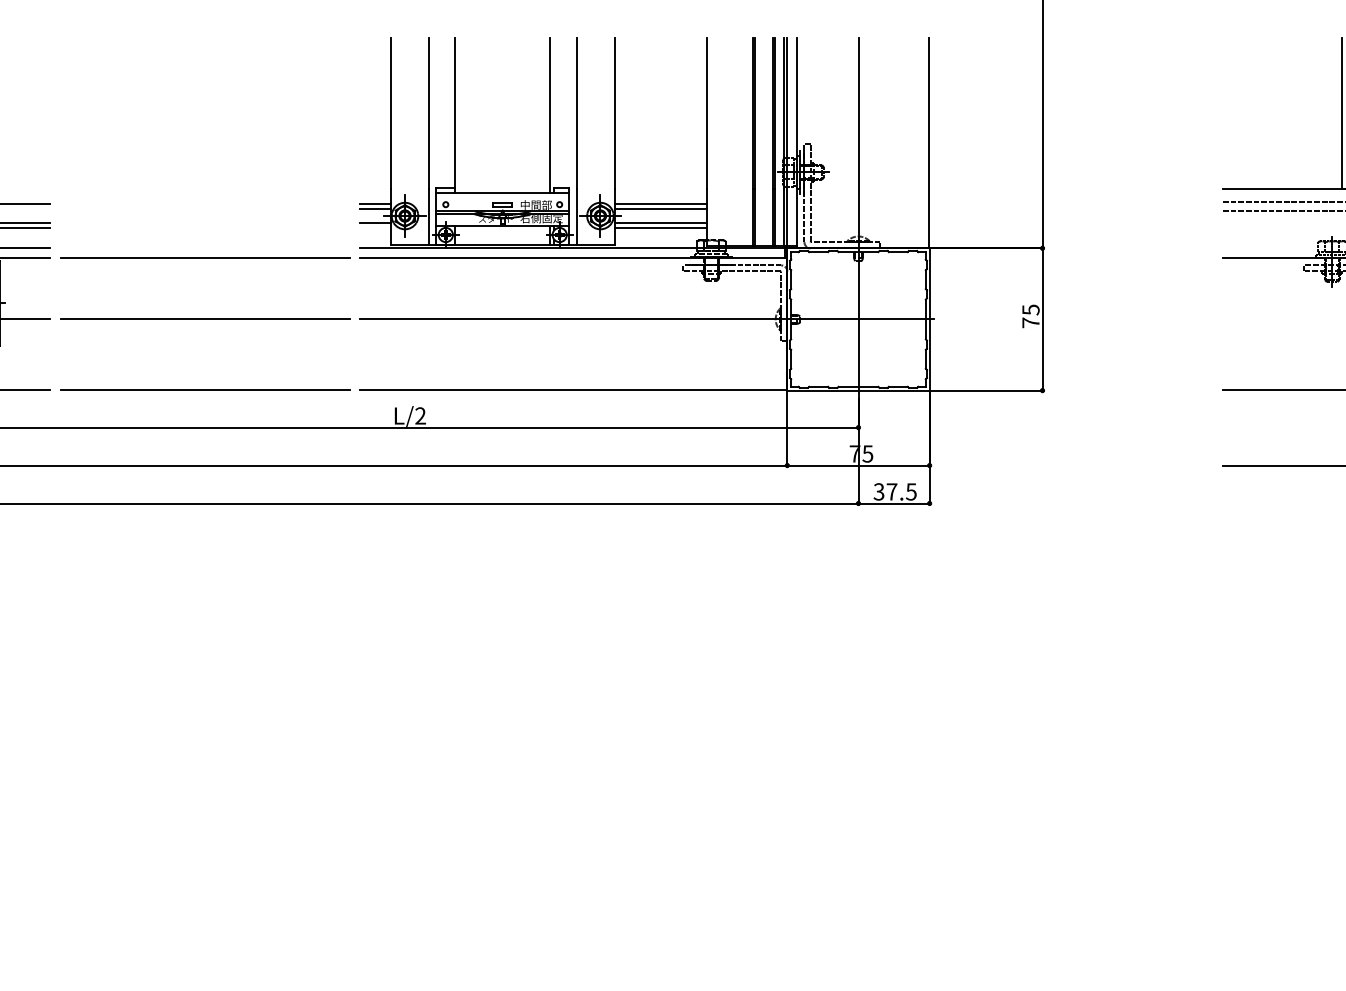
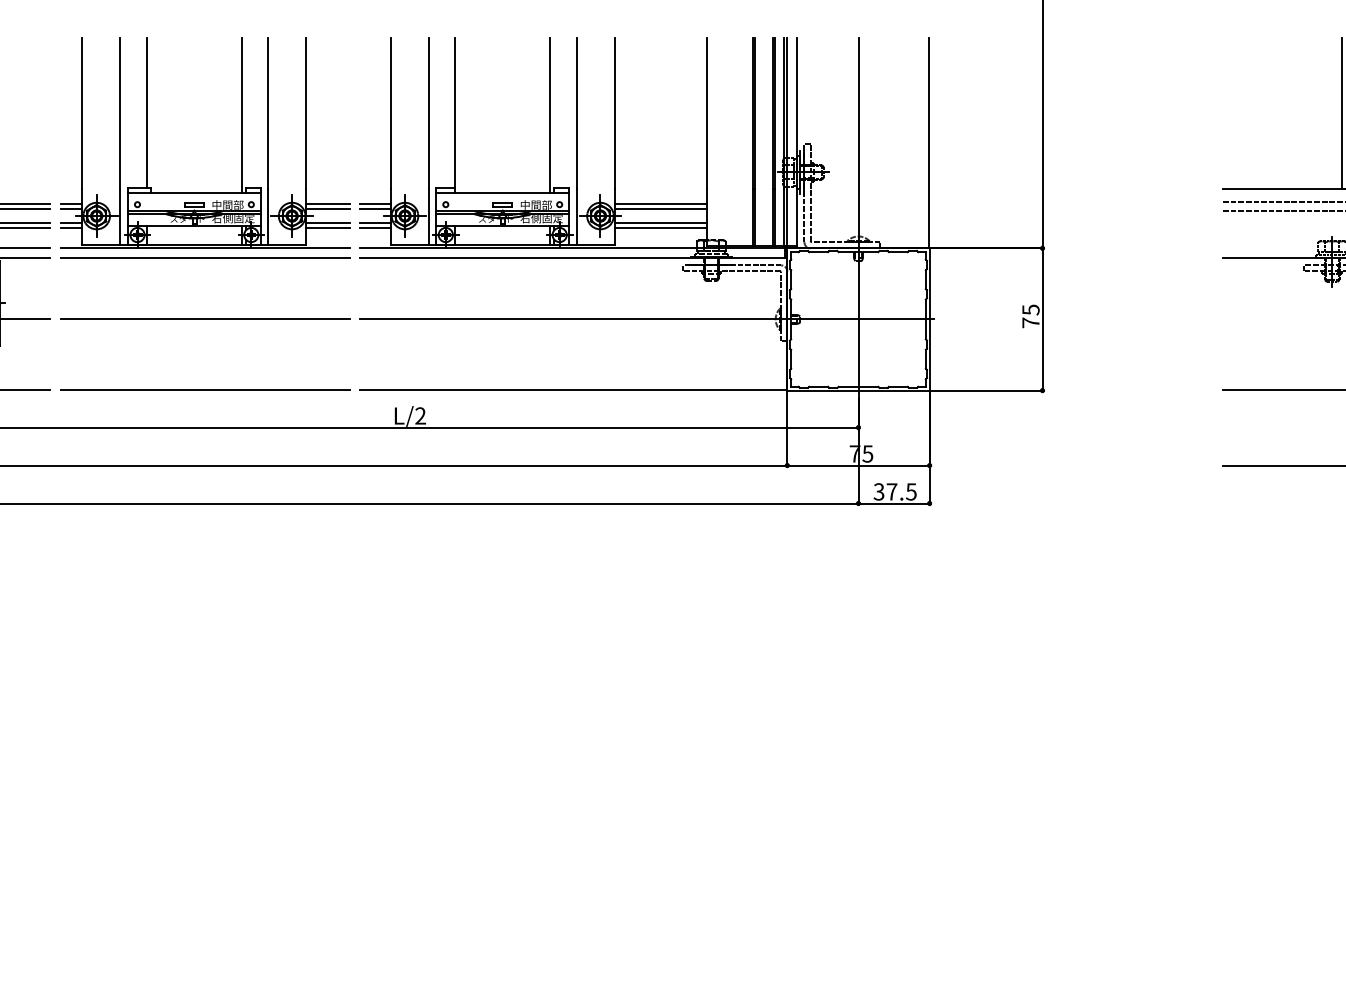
part: none -> present (241, 142)
line: none -> present (26, 209)
line: none -> present (375, 228)
